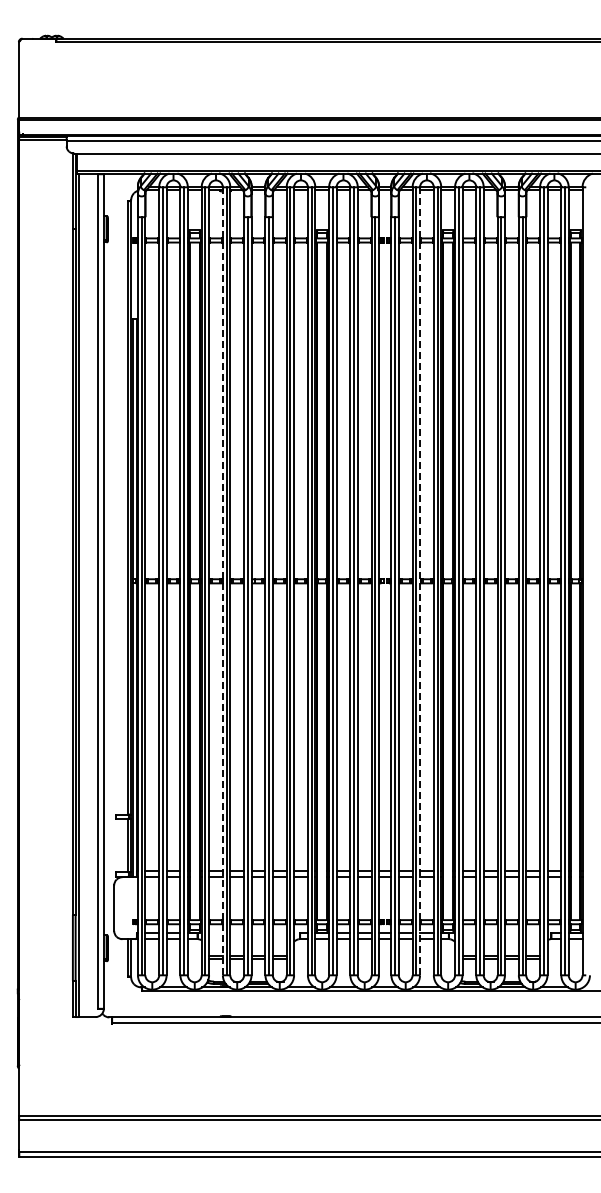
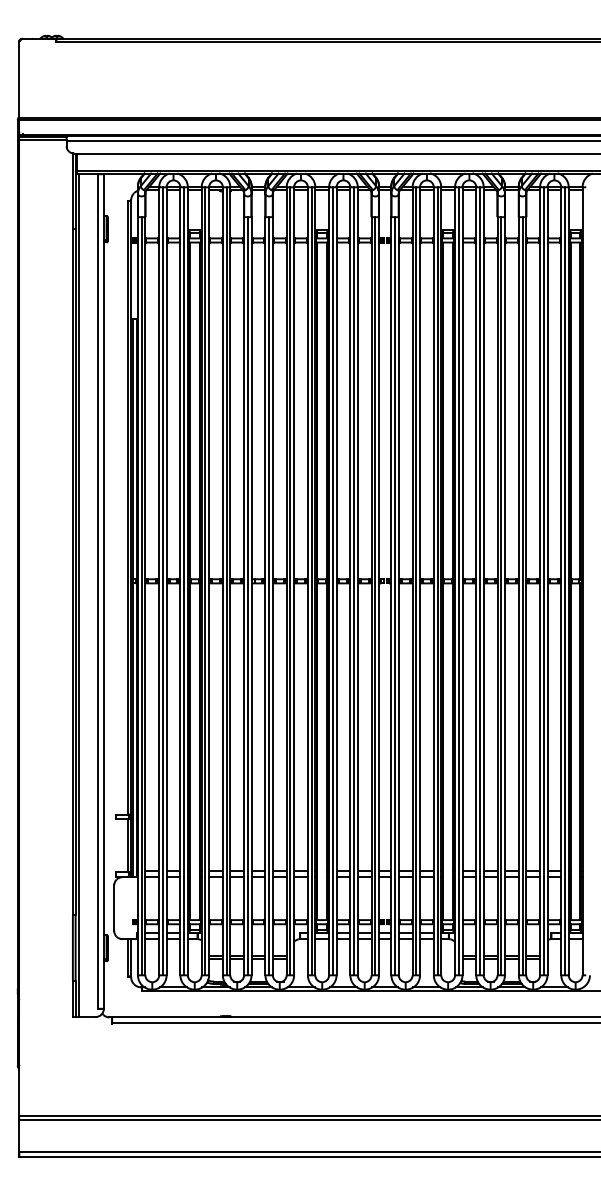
line: dashed -> solid (222, 580)
line: dashed -> solid (420, 581)
